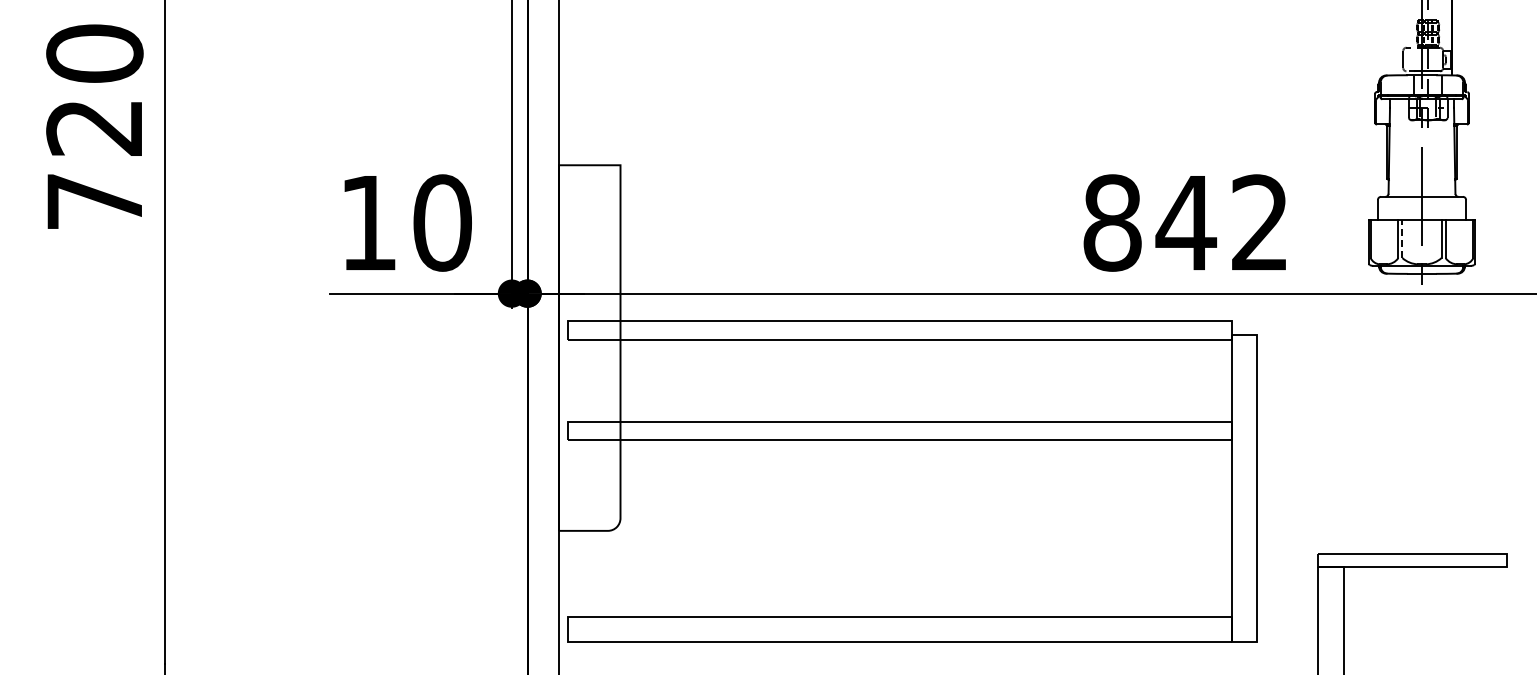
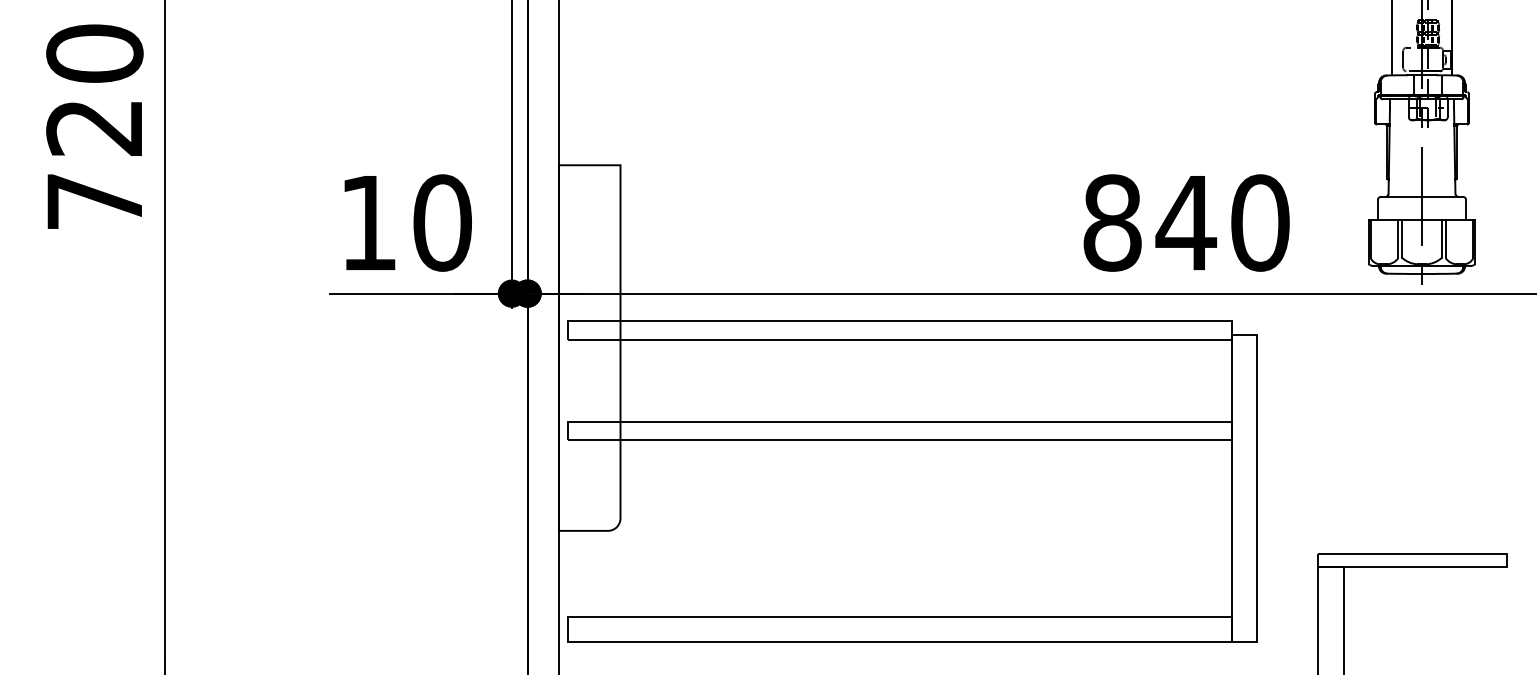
line: none -> present (1392, 38)
text: 842 -> 840 (1260, 222)
line: dashed -> solid (1402, 238)
